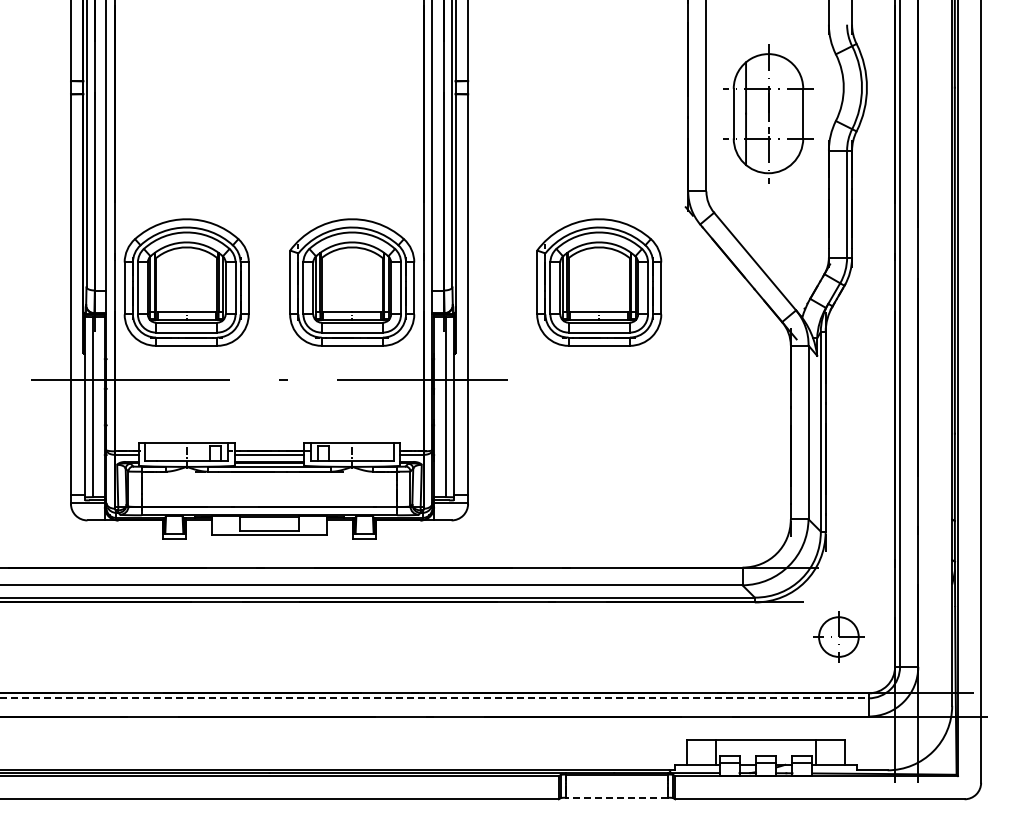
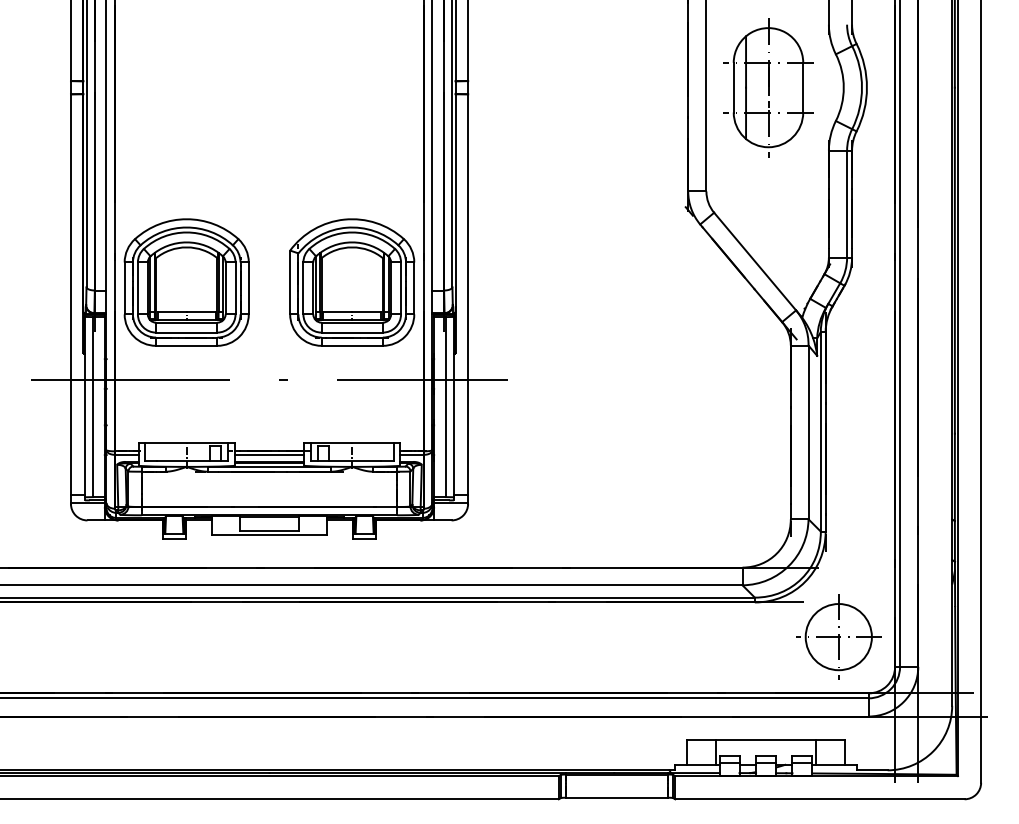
part position: (768, 113) -> (768, 87) (768, 87)
part: present -> none (599, 282)
part size: 52x52 px -> 86x86 px (838, 636)
line: dashed -> solid (434, 698)
line: dashed -> solid (617, 797)
